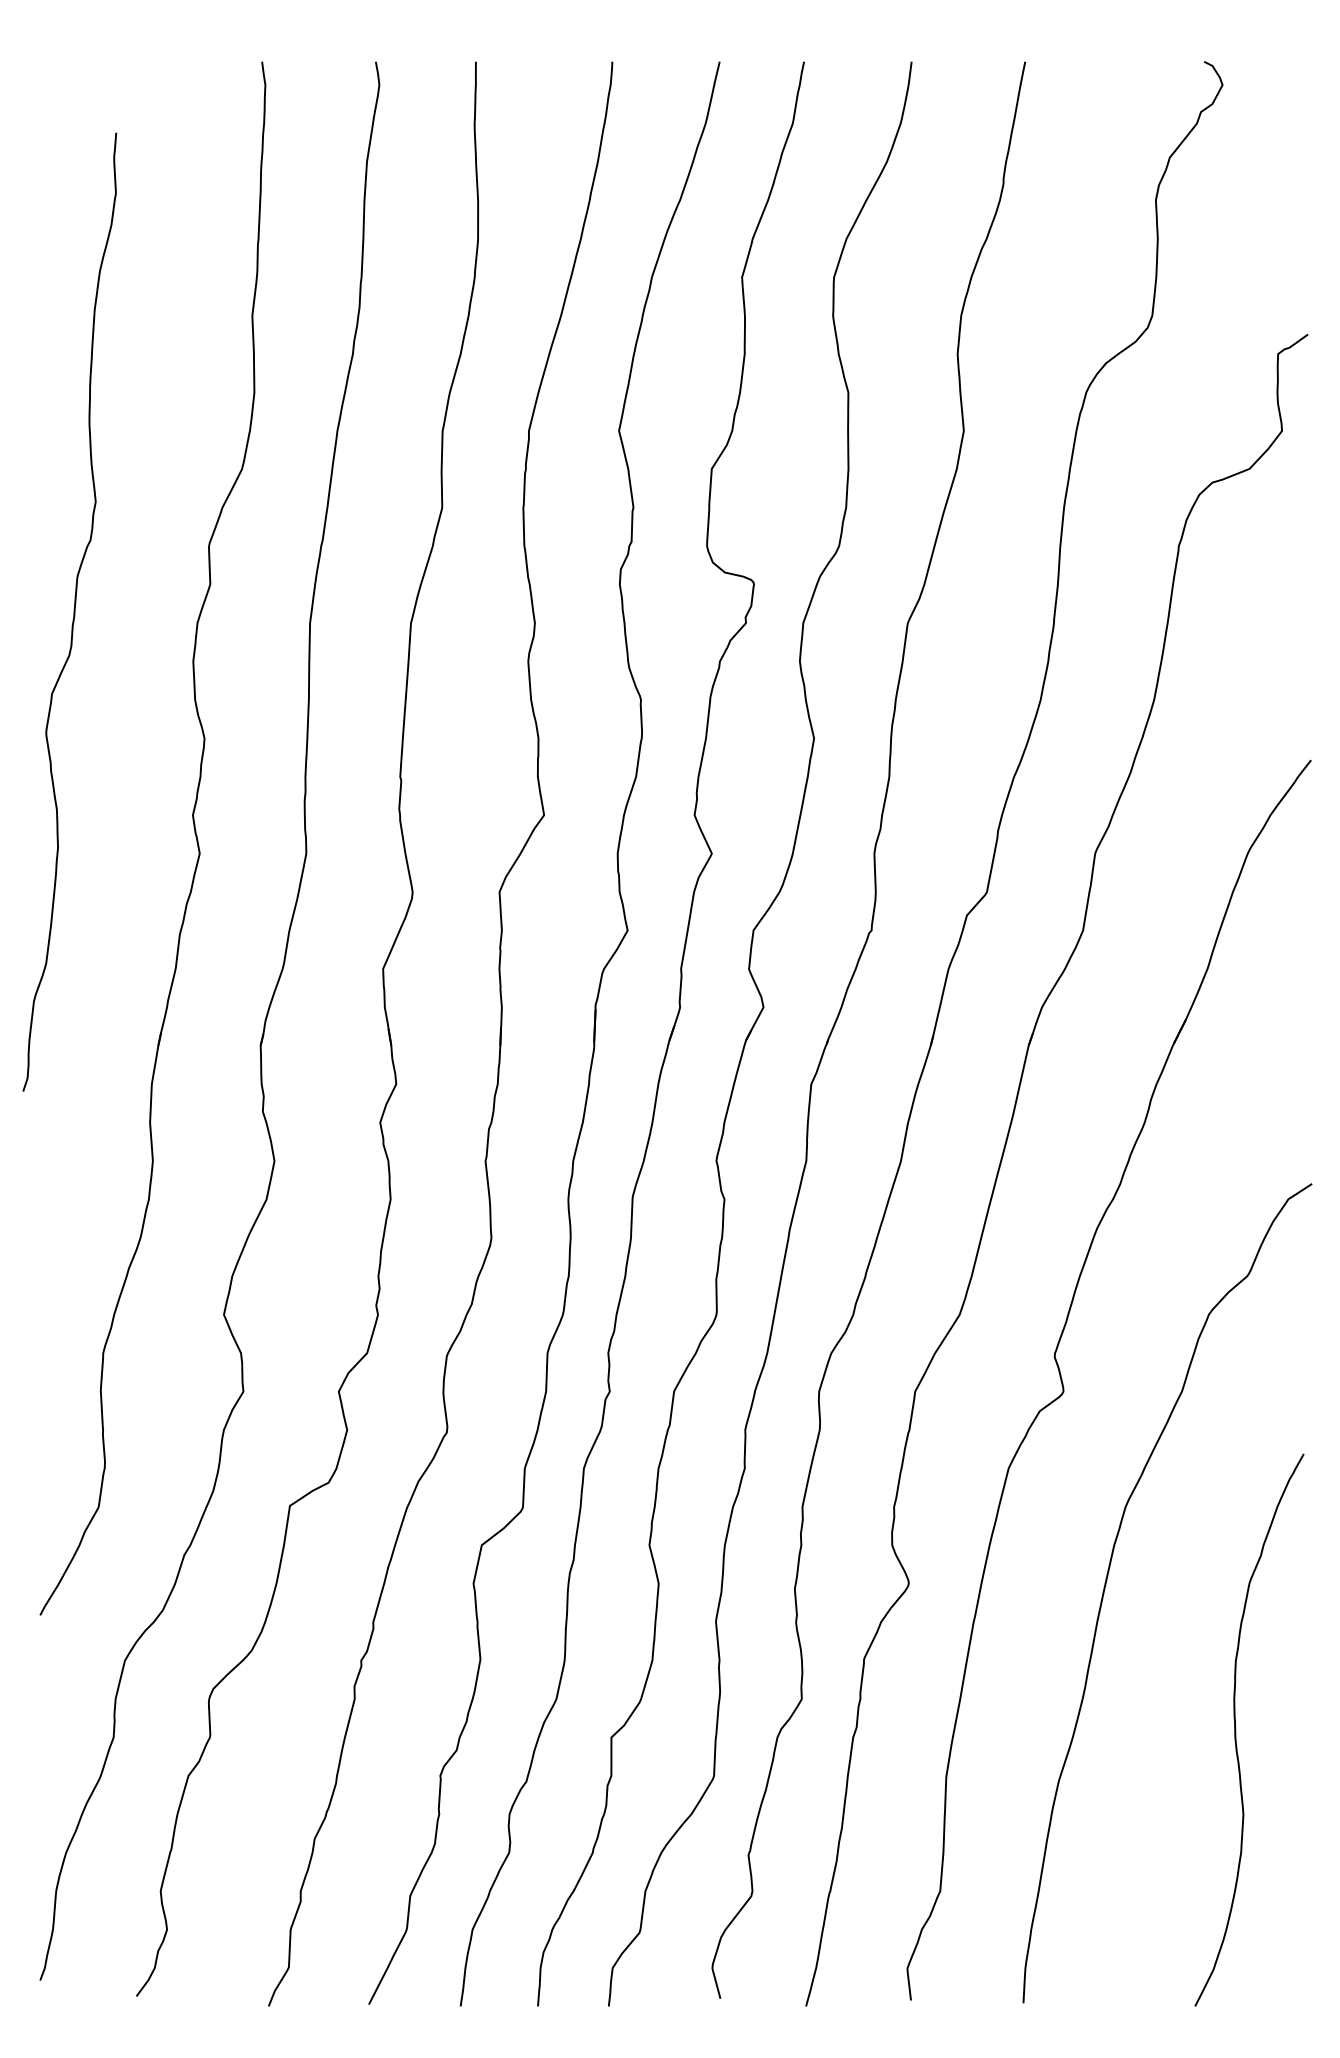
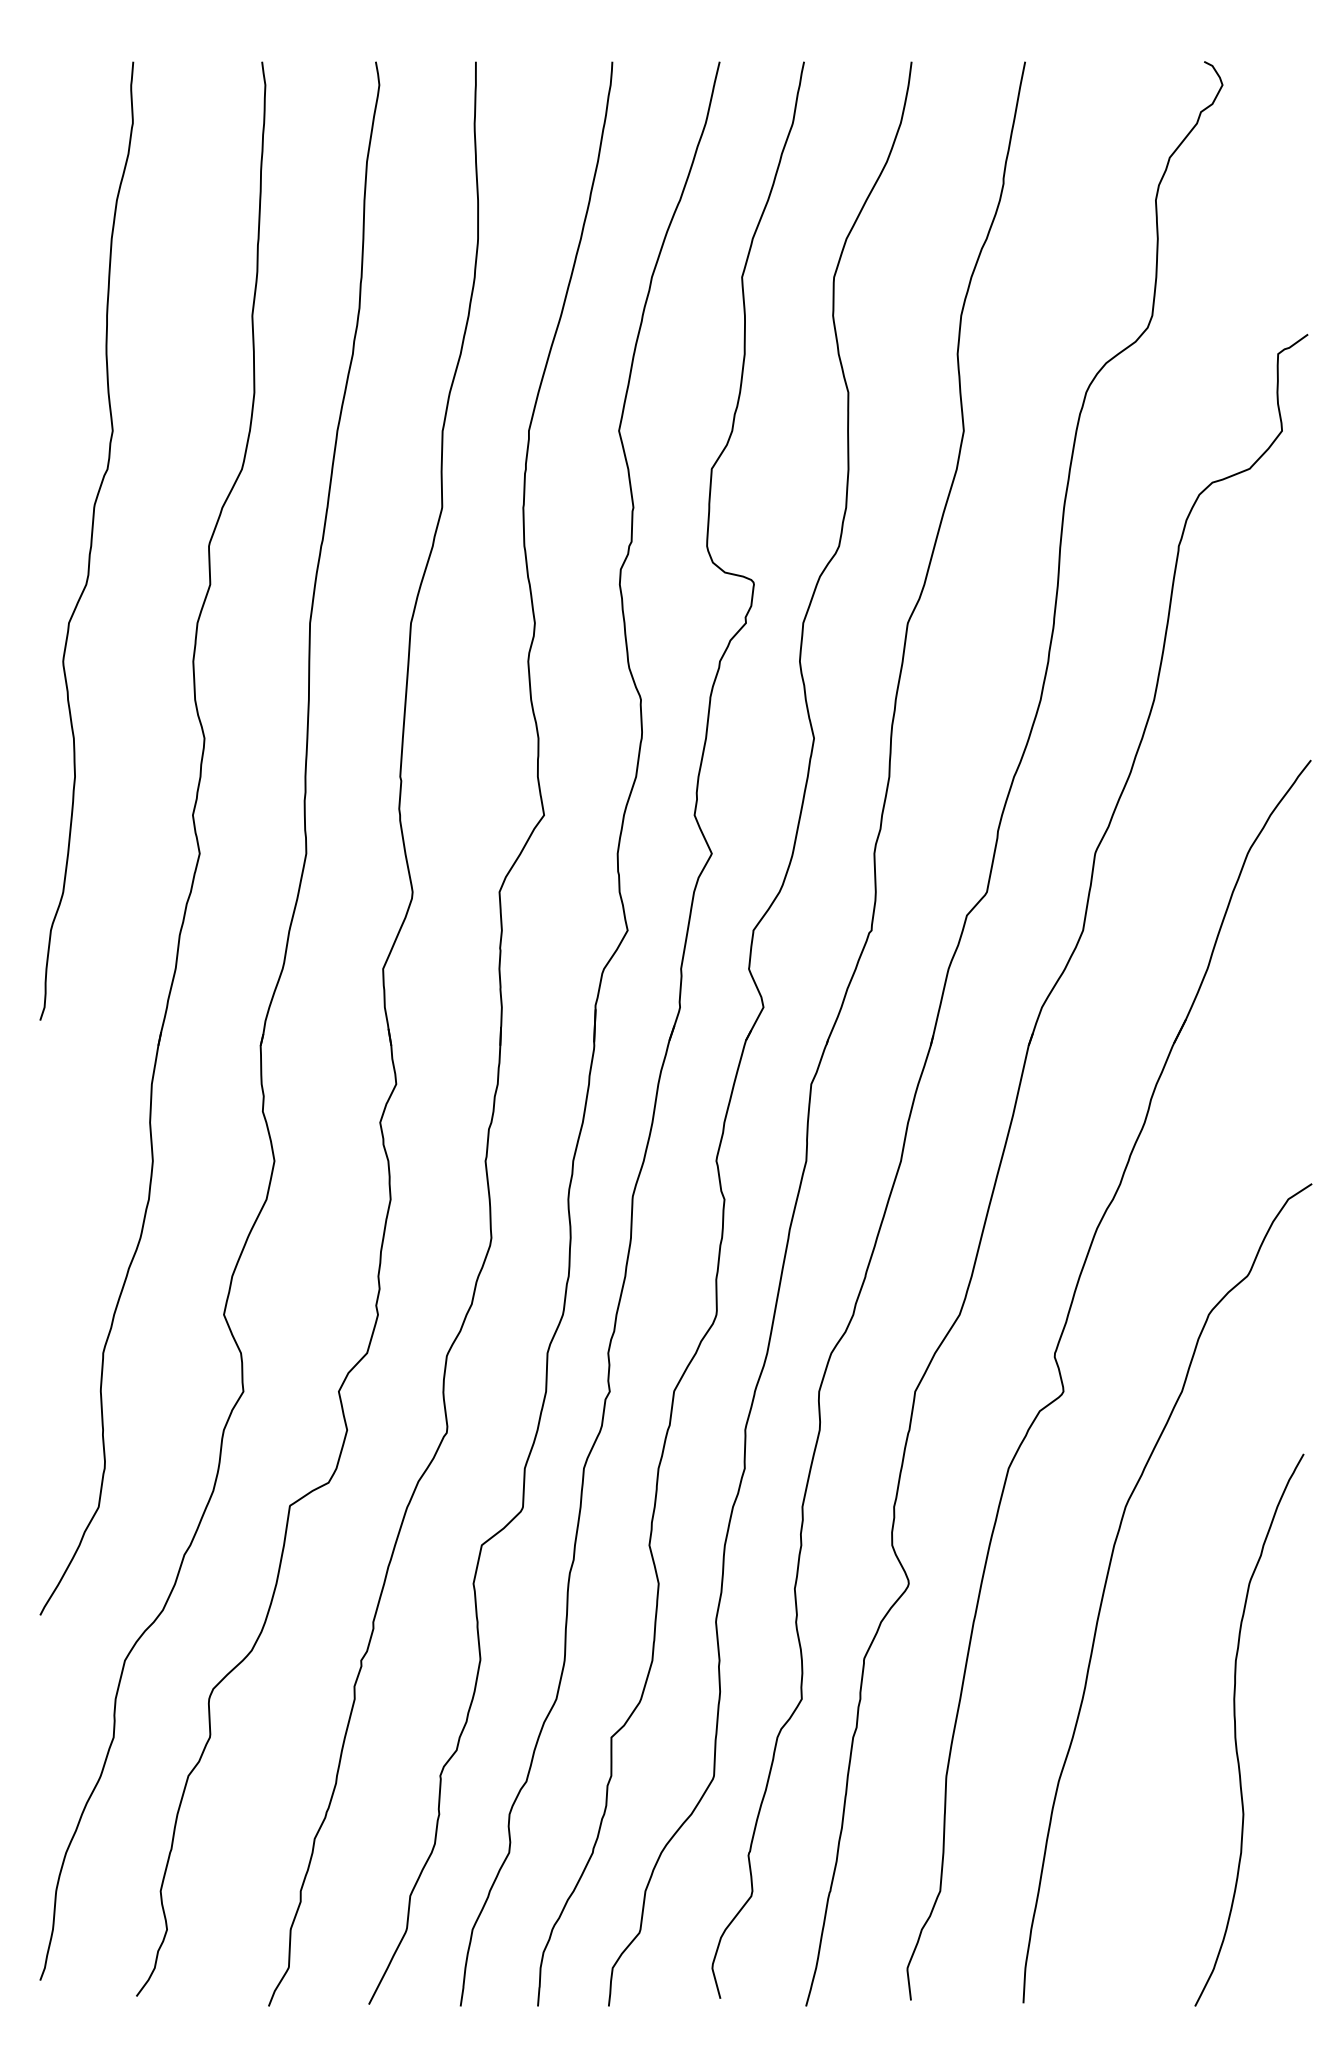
curve position: (73, 611) -> (90, 540) (90, 540)
